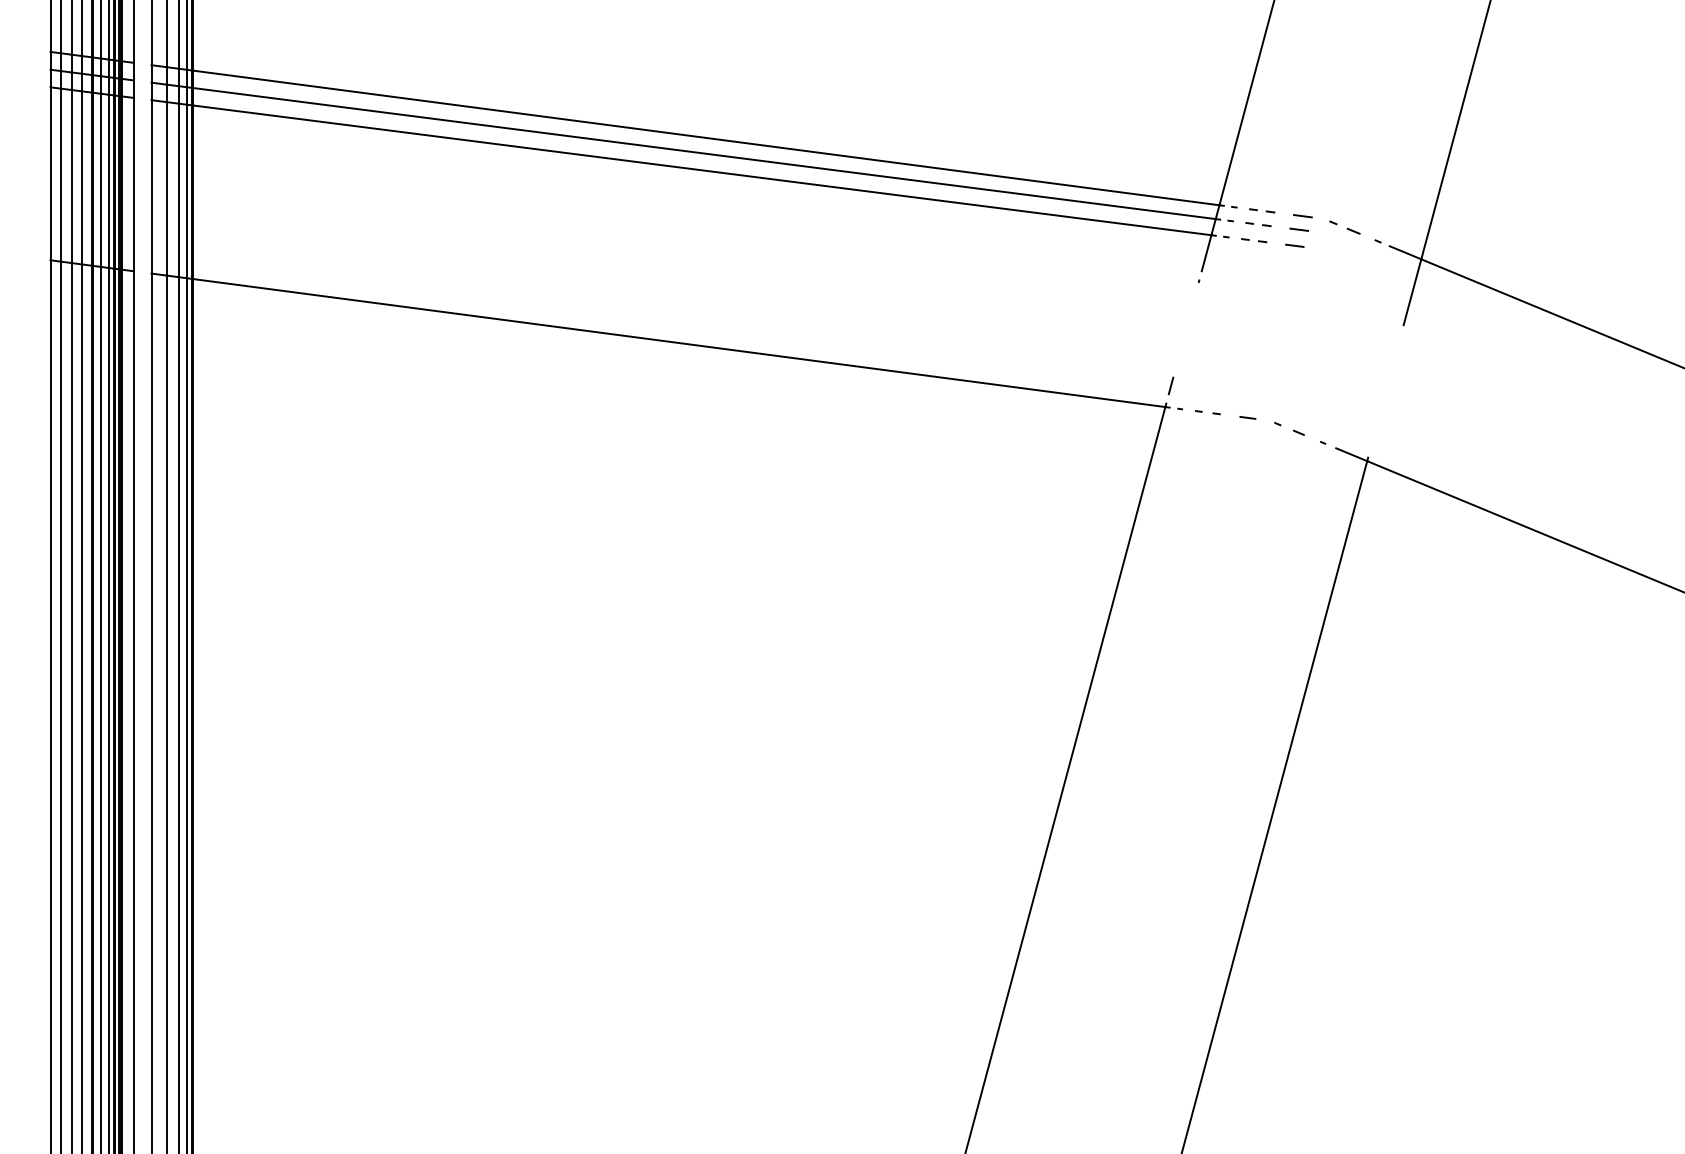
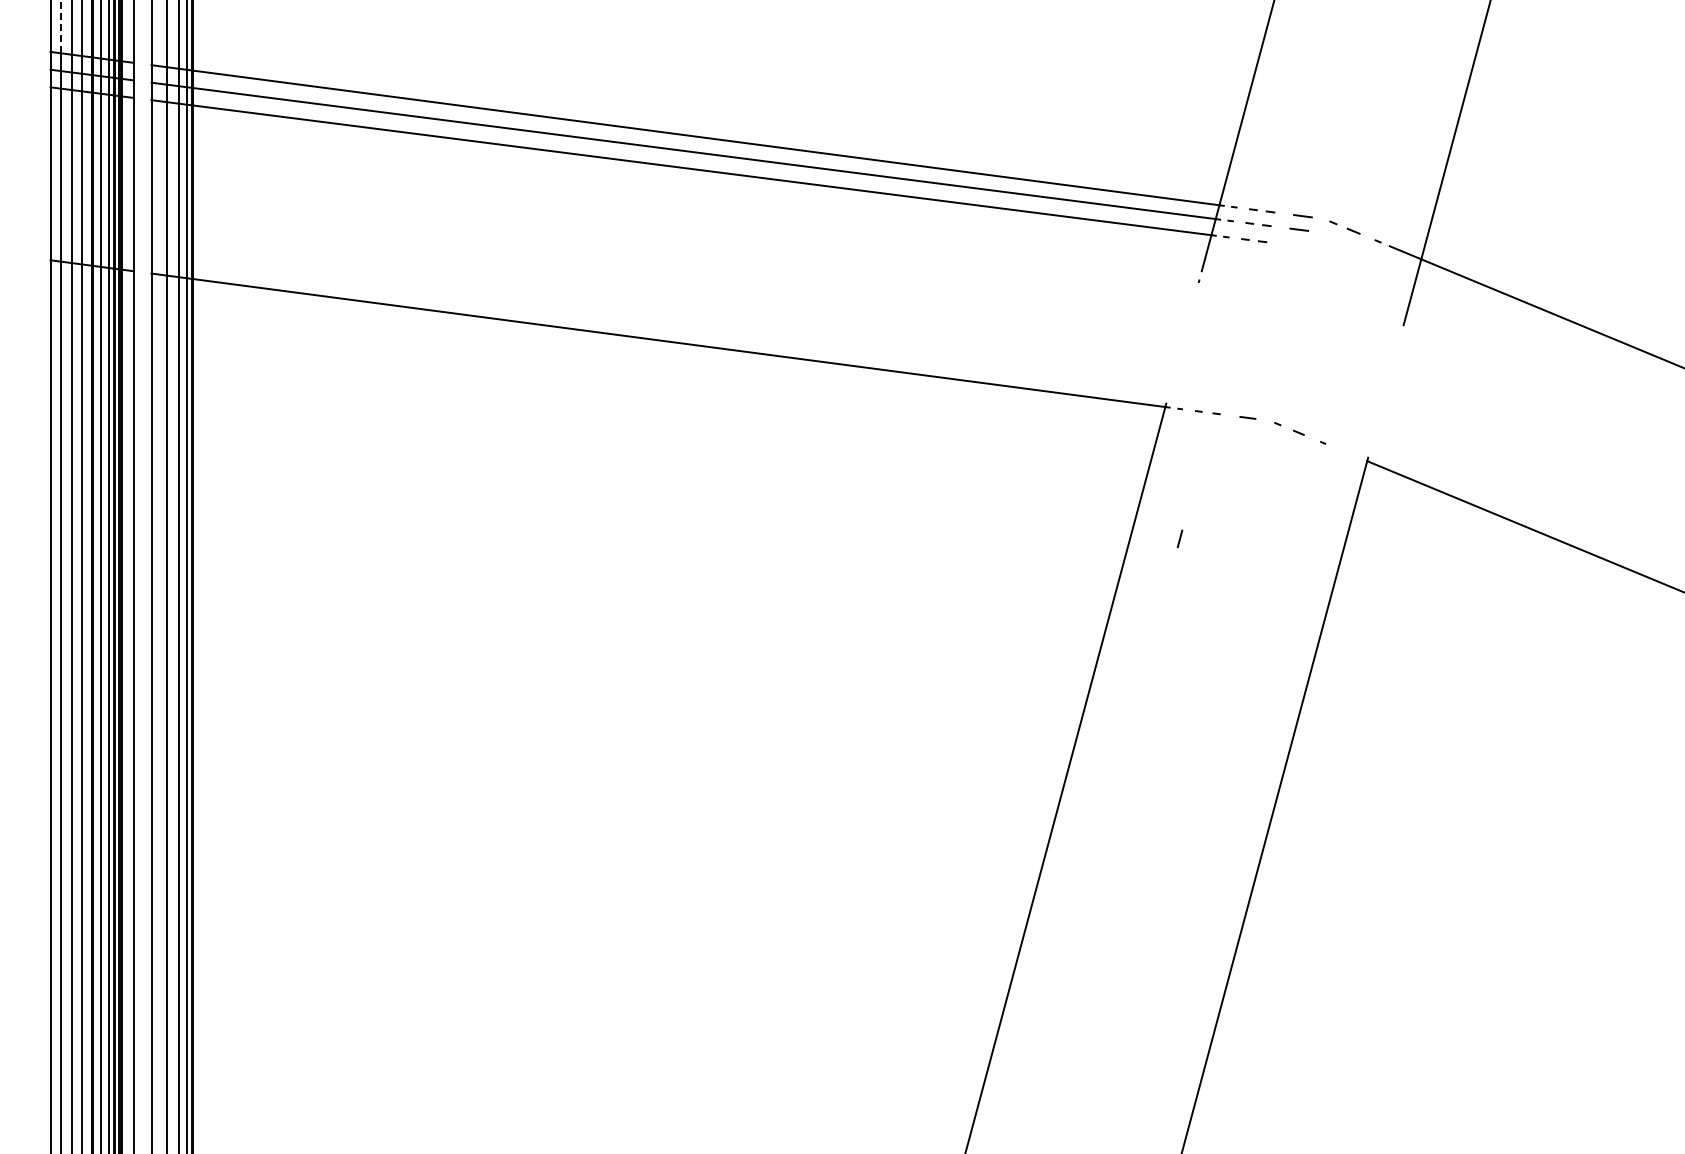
line: solid -> dashed (60, 26)
line: present -> none (1294, 245)
line position: (1170, 385) -> (1179, 538) (1179, 538)
line: present -> none (1350, 454)
